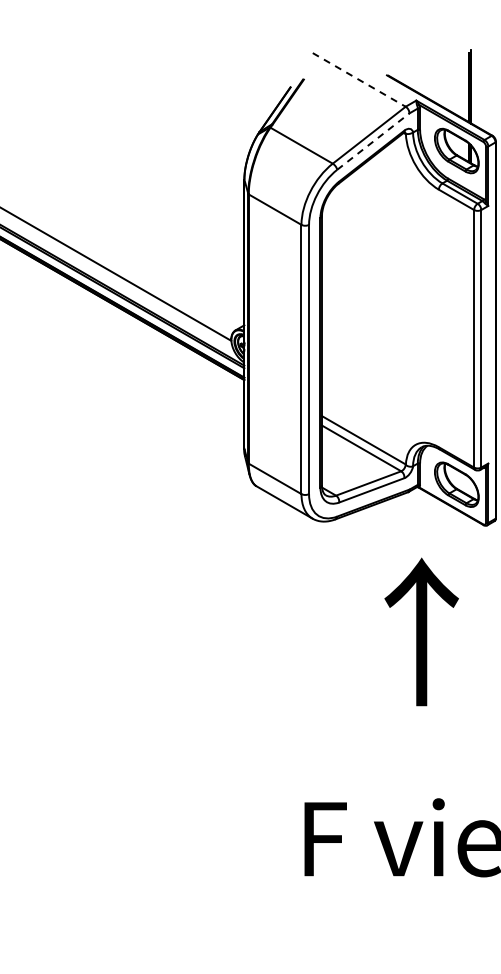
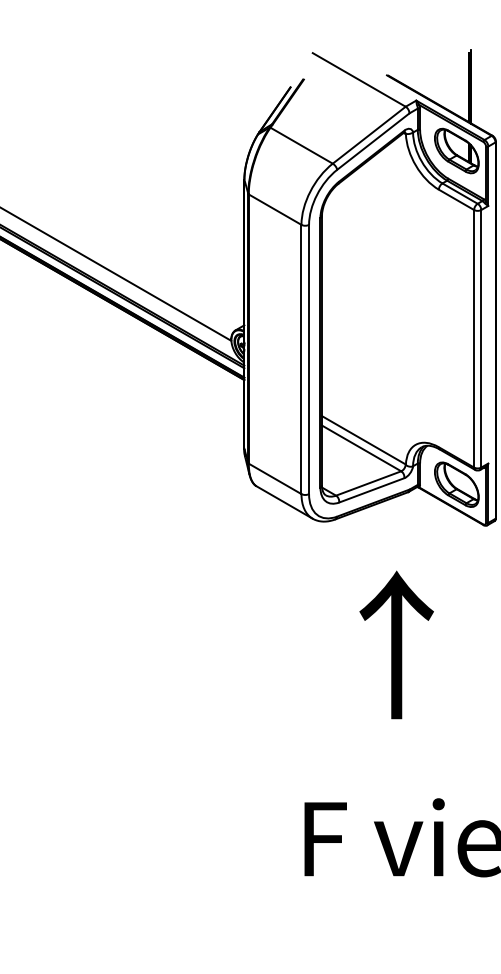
line: dashed -> solid (359, 79)
line: dashed -> solid (373, 141)
text position: (421, 631) -> (396, 644) (396, 644)
